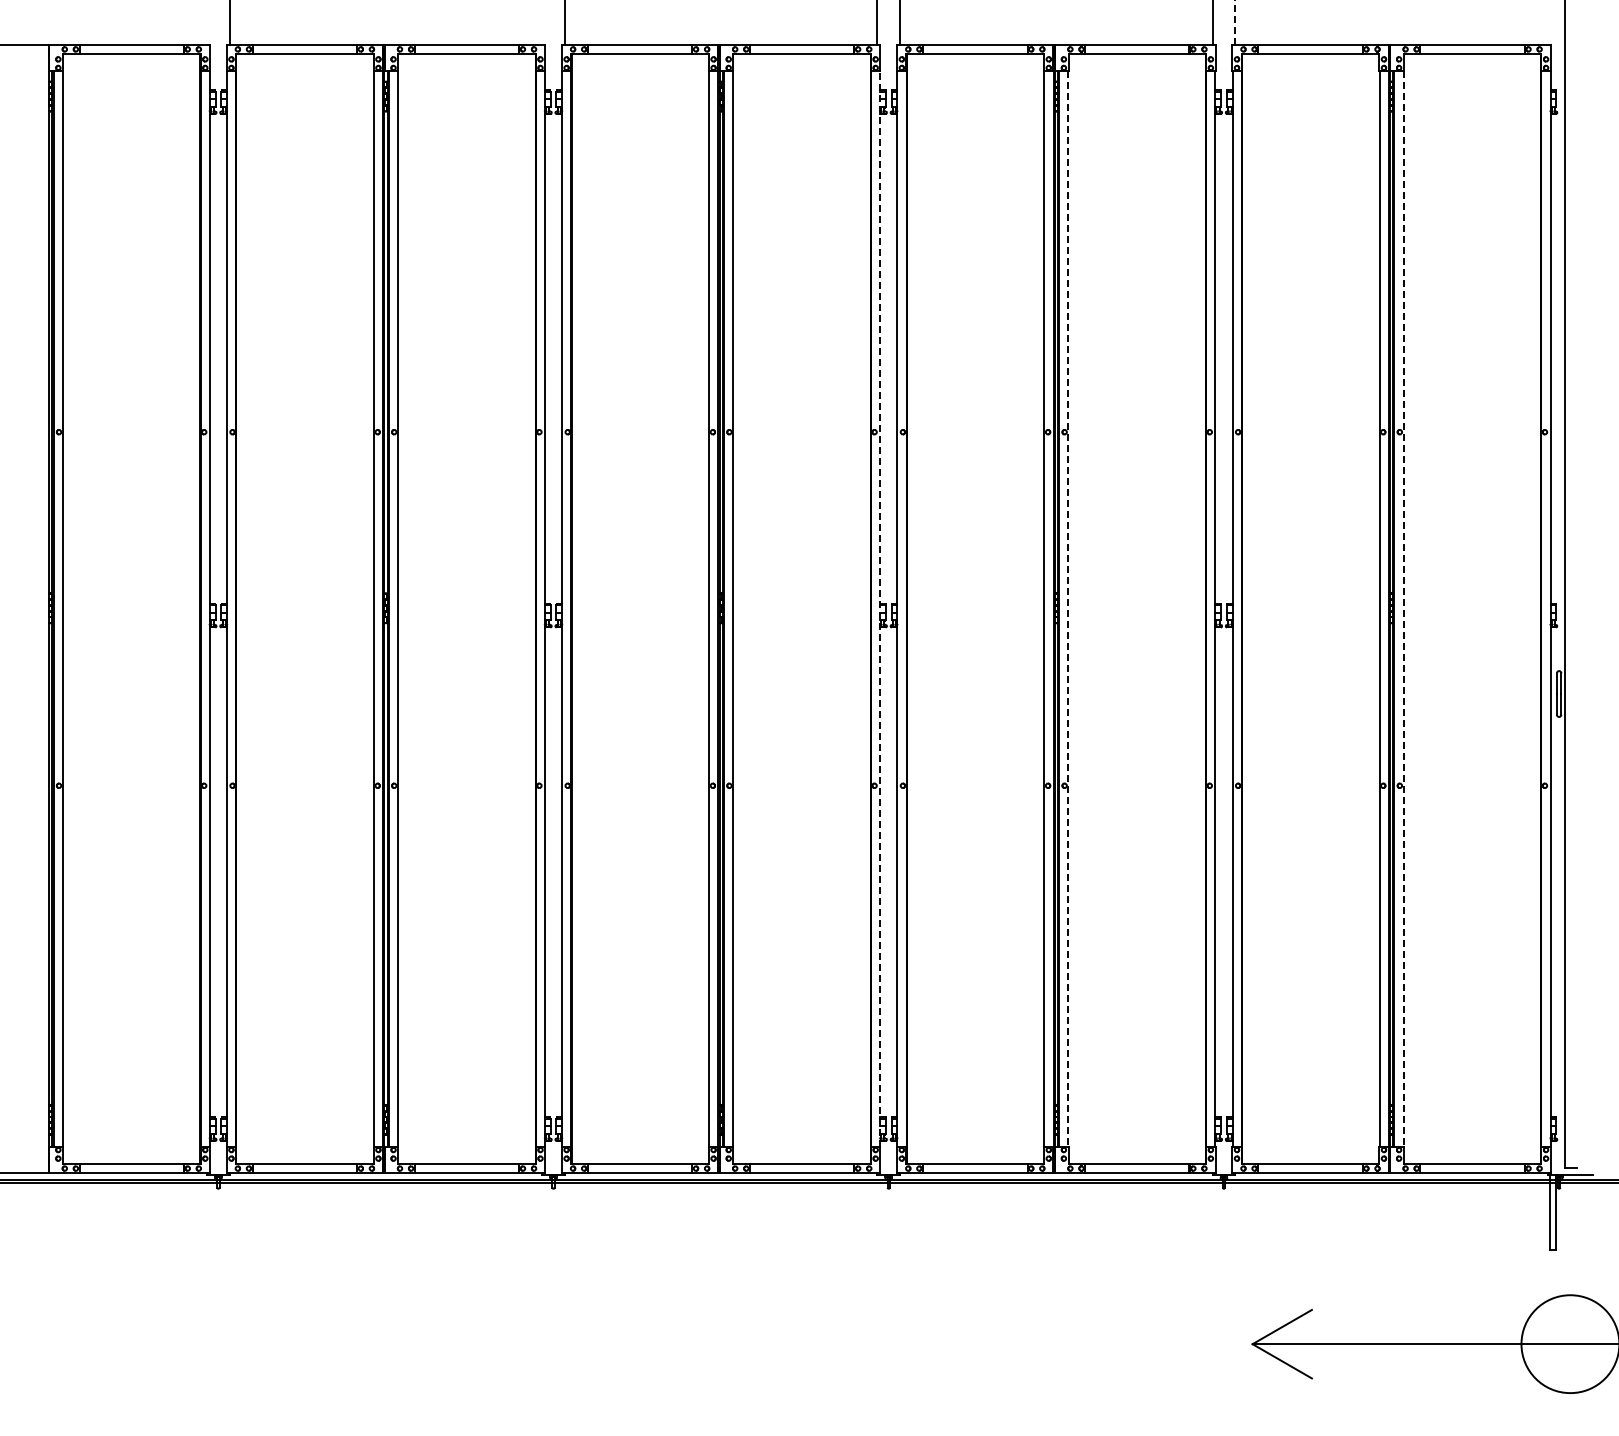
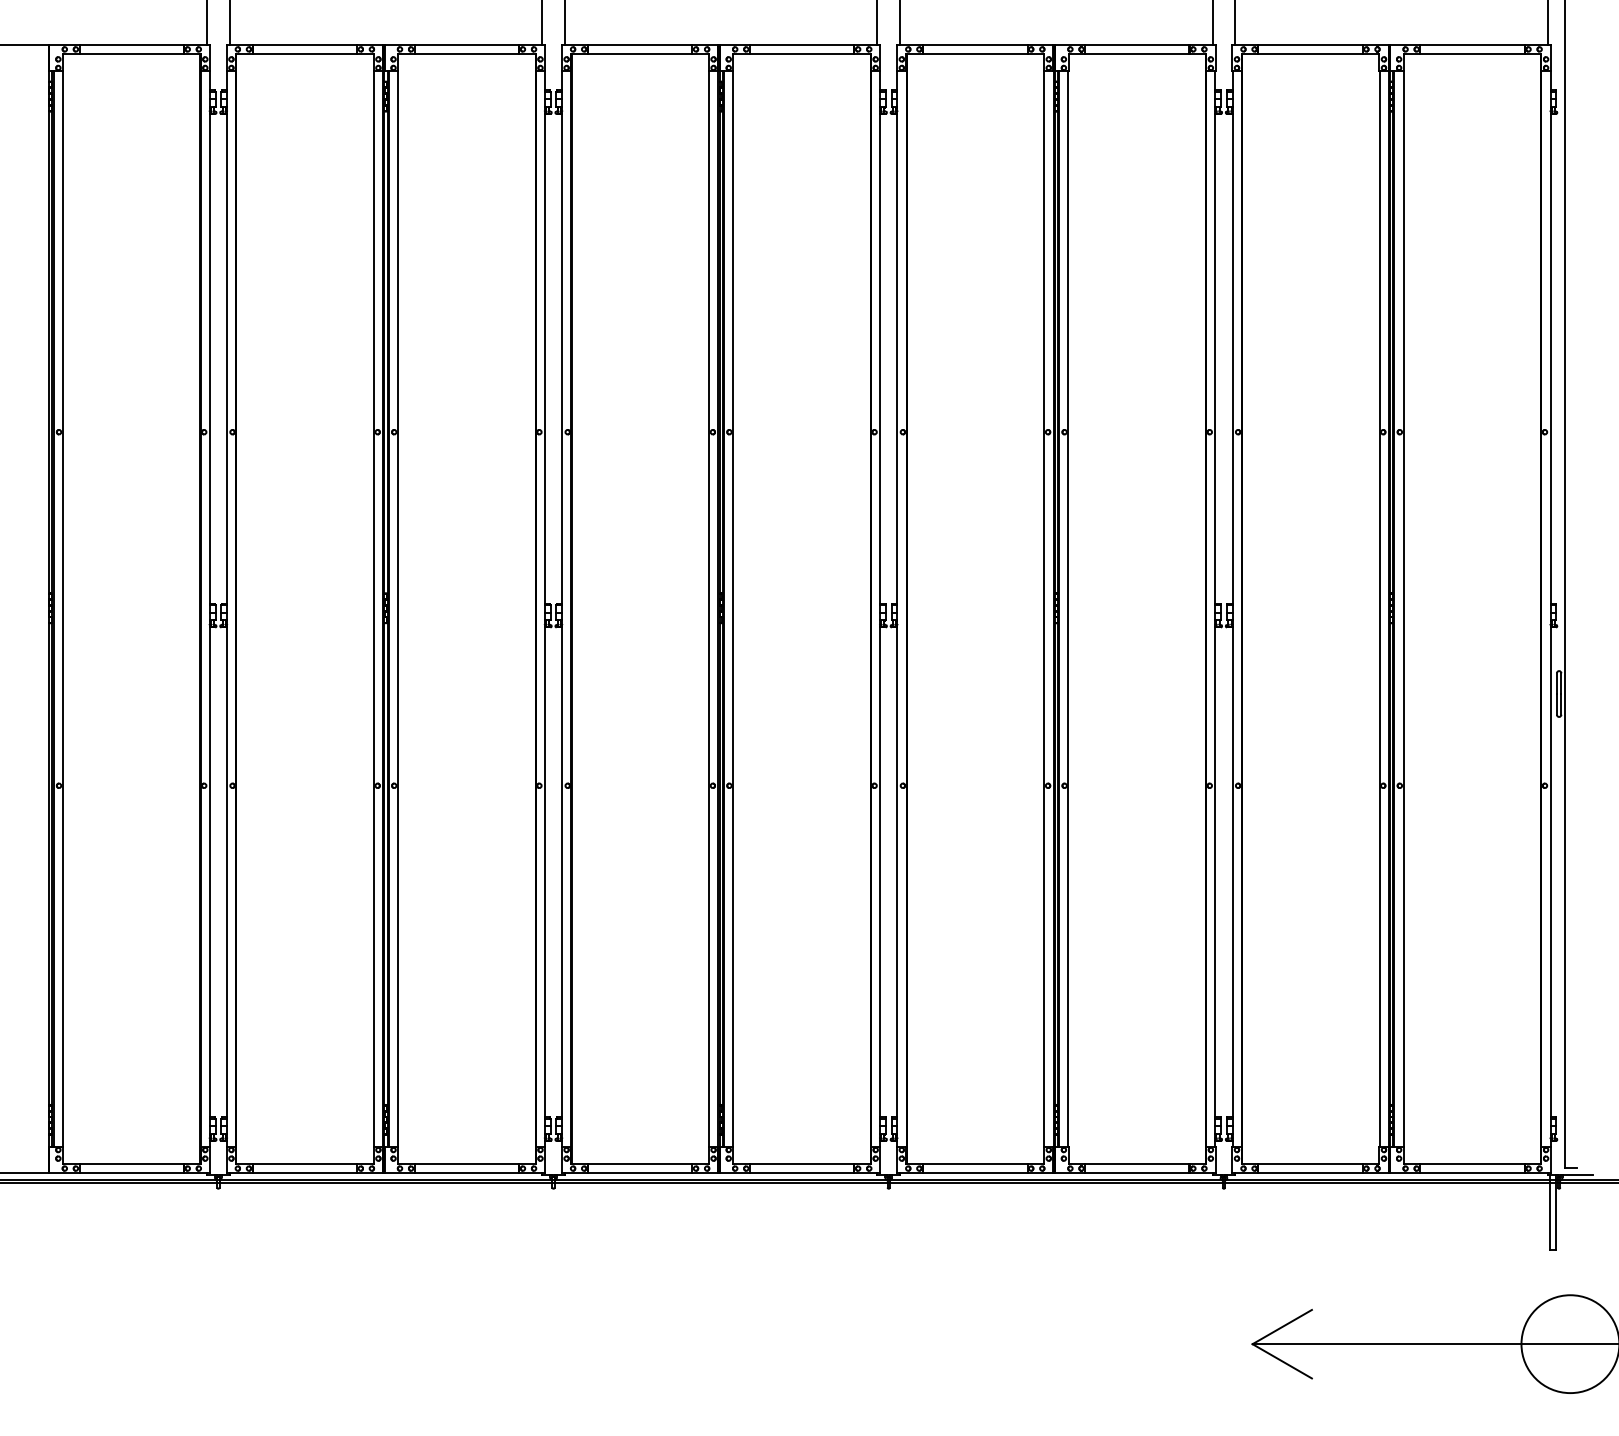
line: dashed -> solid (1235, 22)
line: none -> present (207, 23)
line: none -> present (542, 23)
line: none -> present (1547, 23)
line: dashed -> solid (880, 609)
line: dashed -> solid (1068, 609)
line: dashed -> solid (1403, 609)
